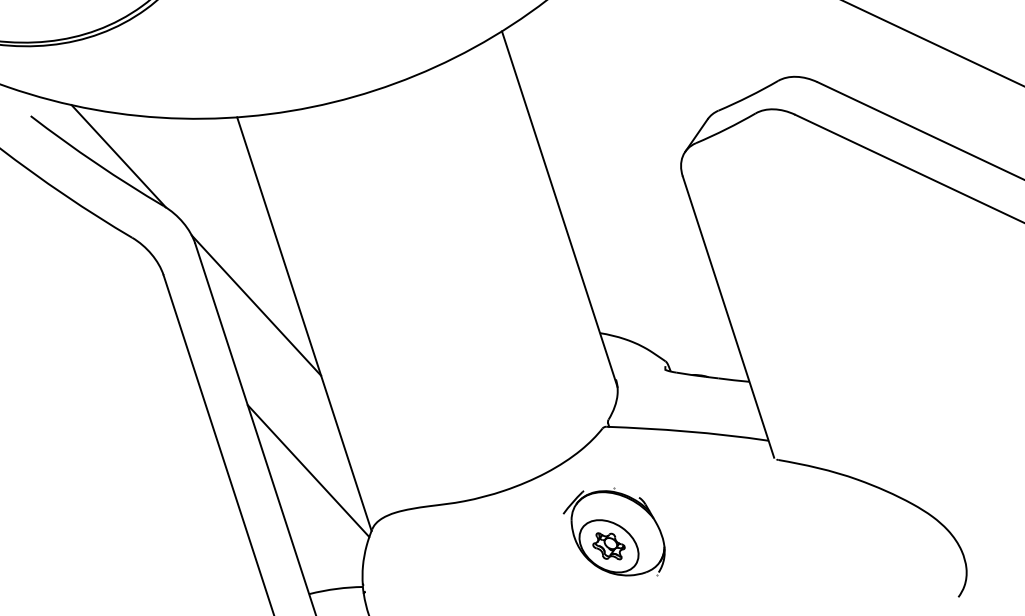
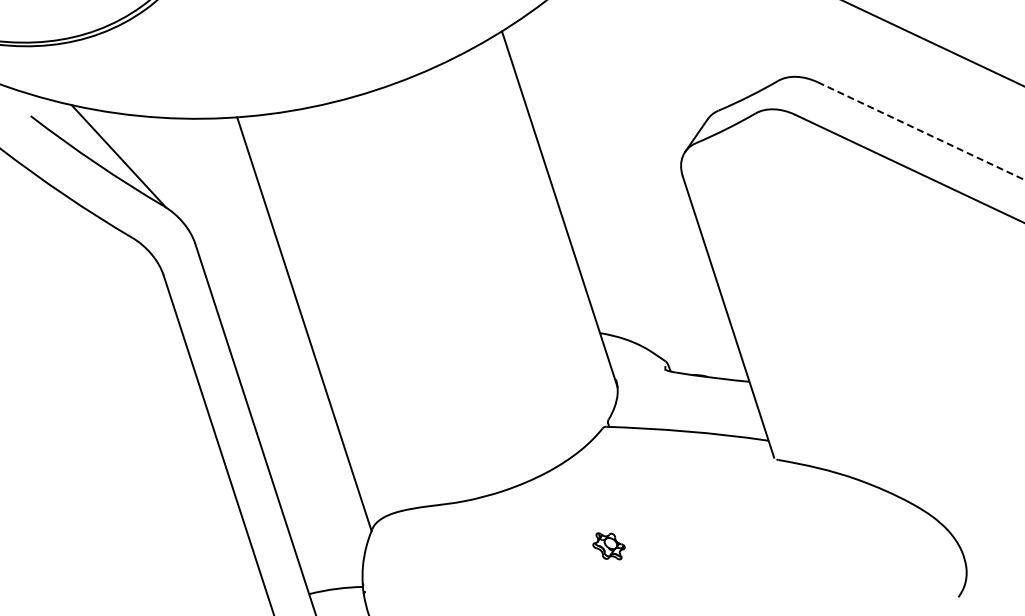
line: solid -> dashed (921, 131)
line: present -> none (256, 305)
line: present -> none (308, 471)
part: present -> none (613, 531)
